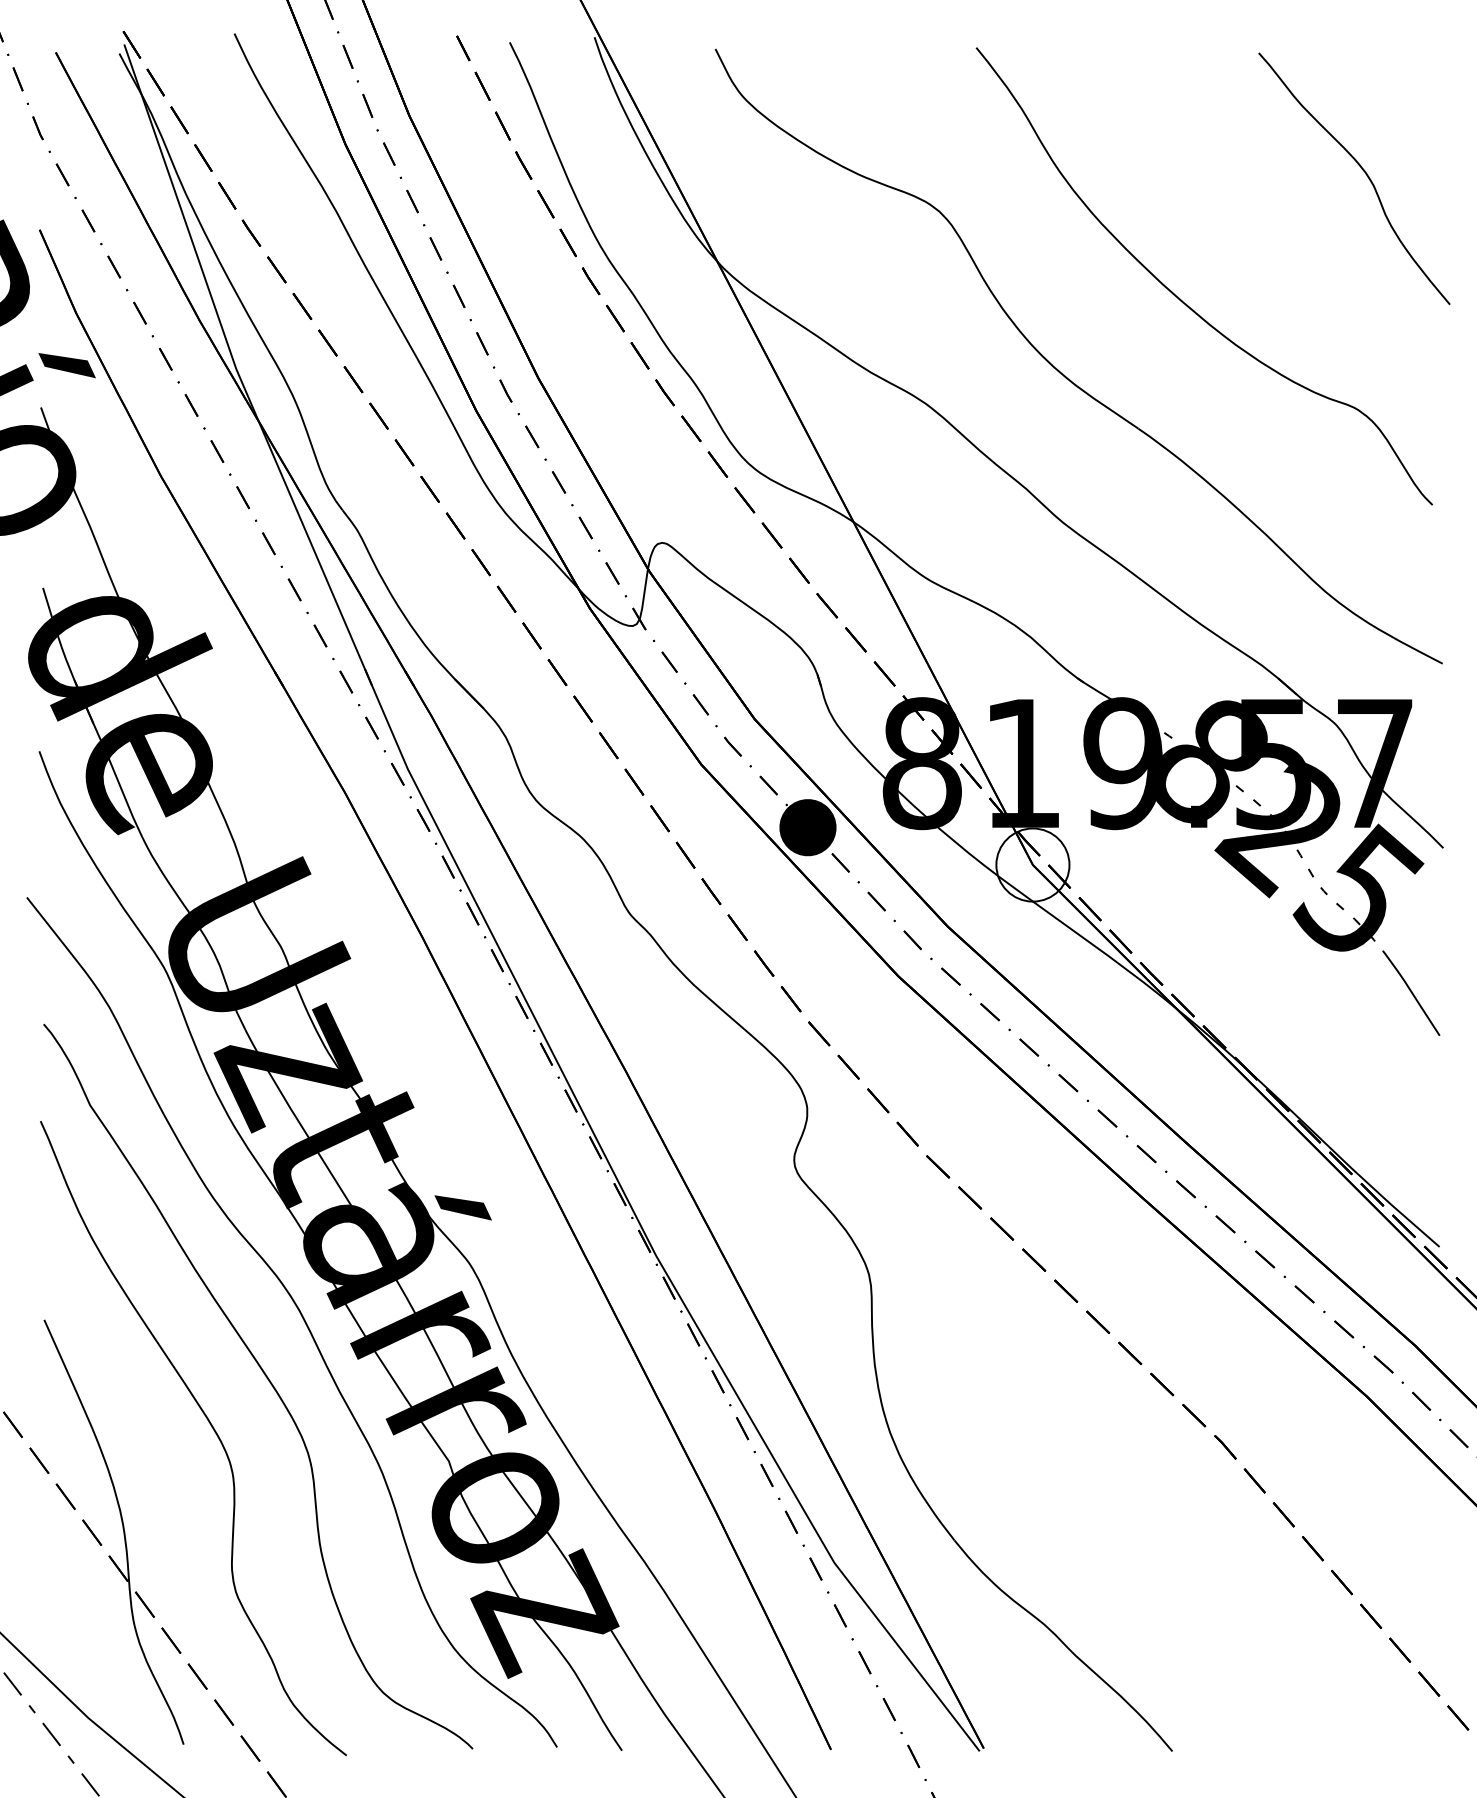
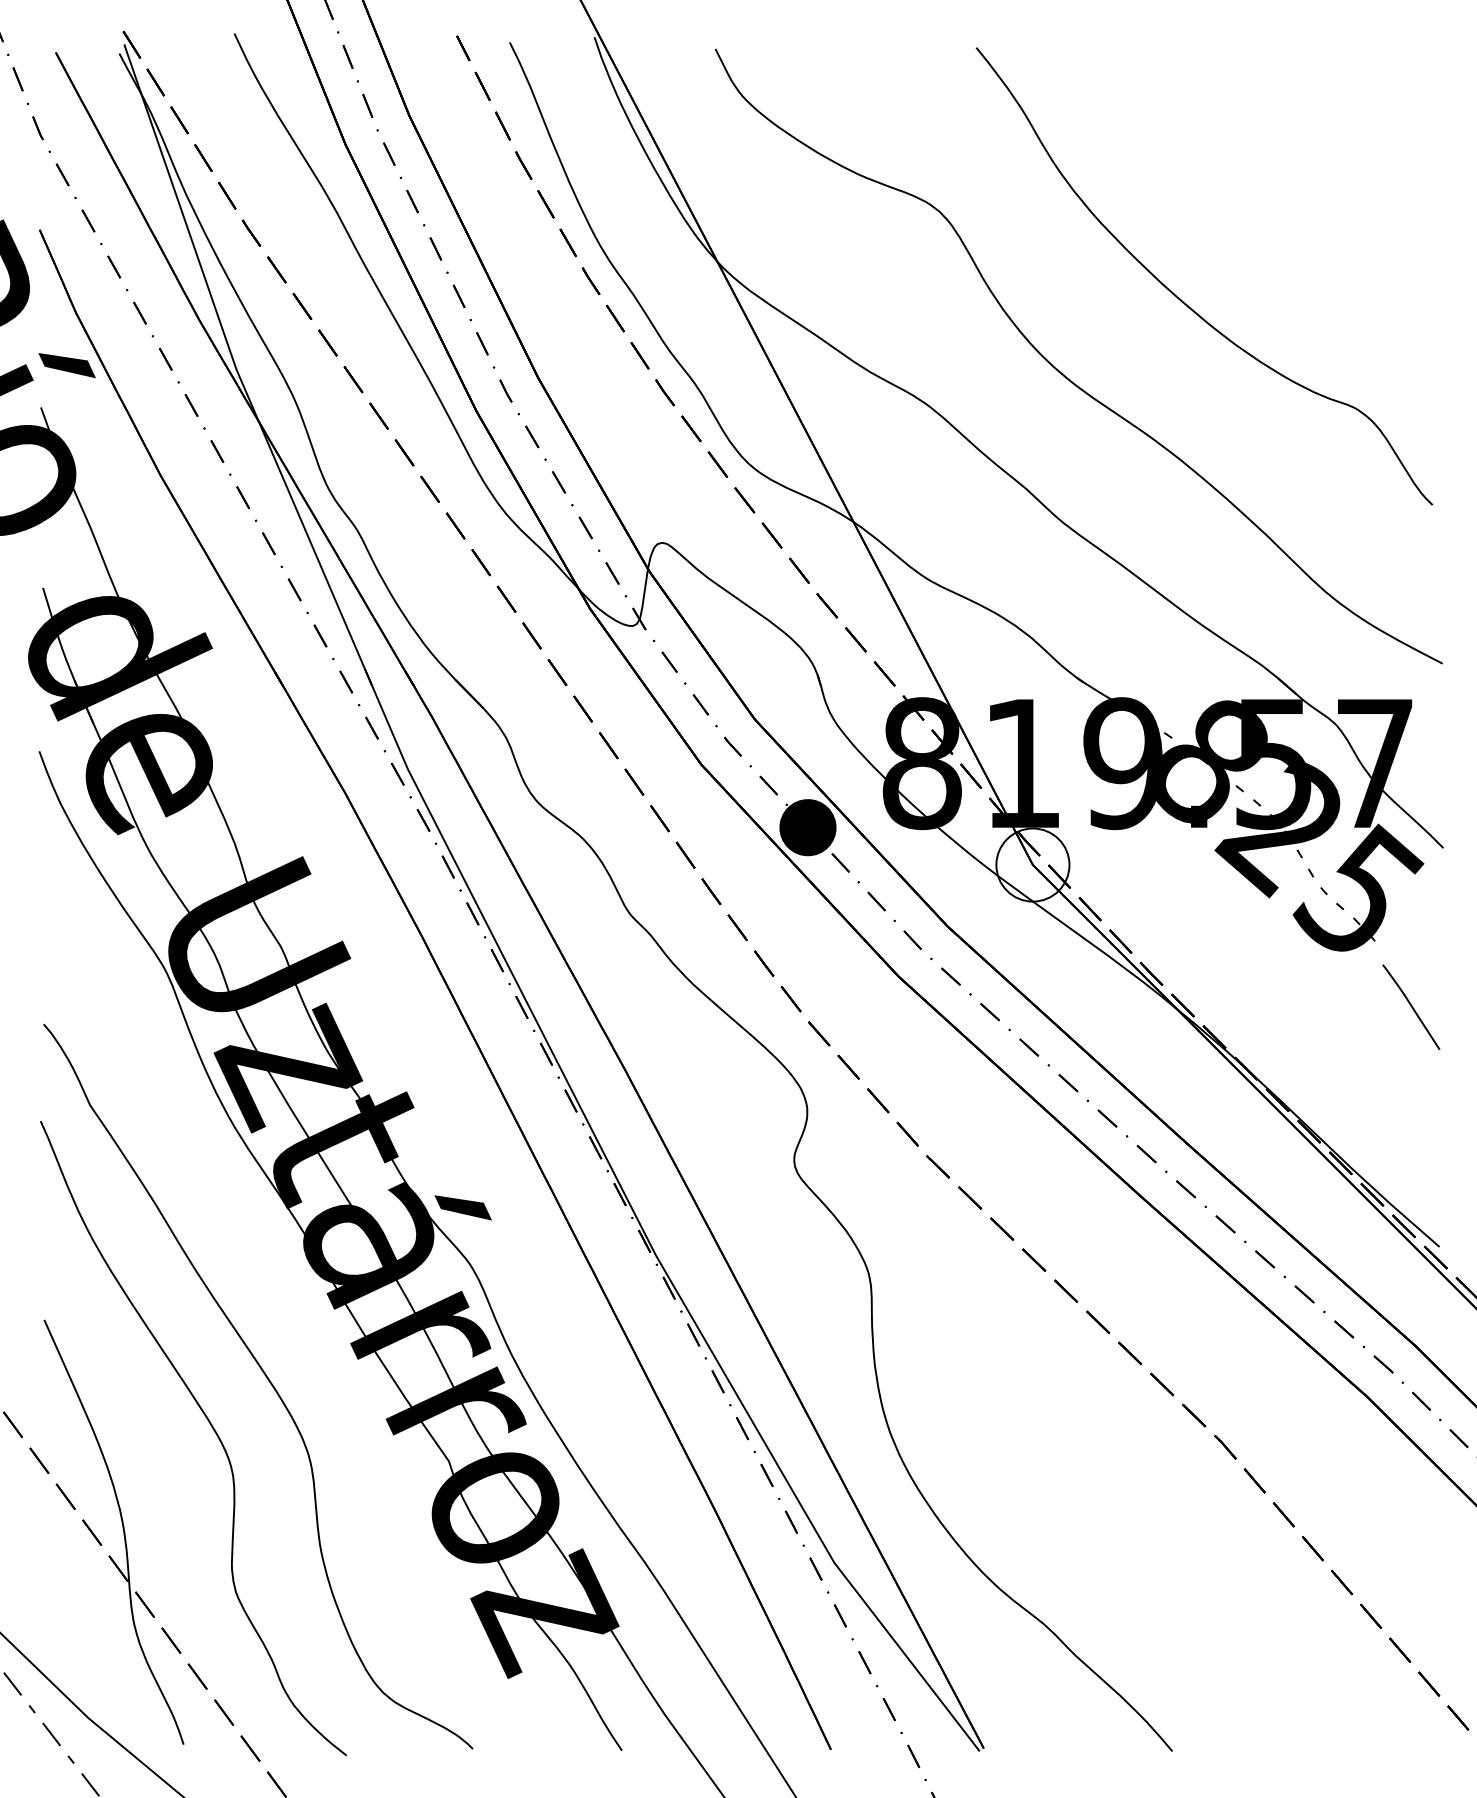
curve: present -> none (1362, 170)
curve position: (1411, 992) -> (1411, 1006) (1411, 1006)
curve: present -> none (301, 1316)
